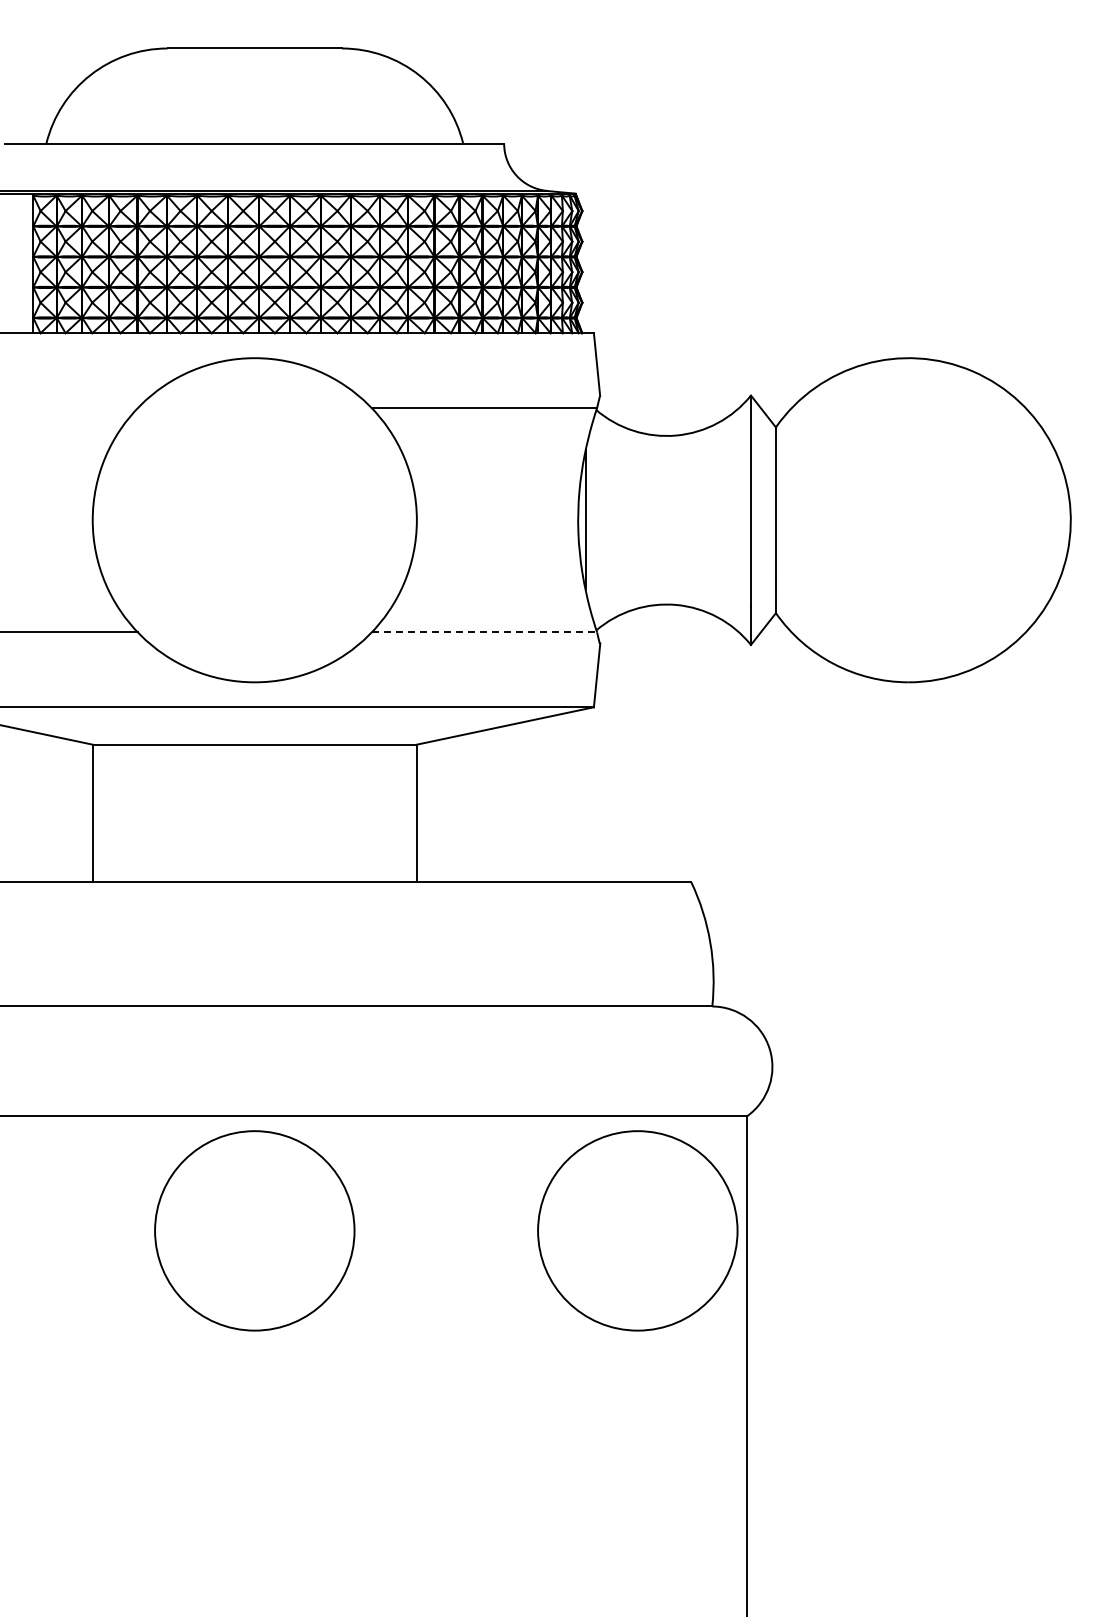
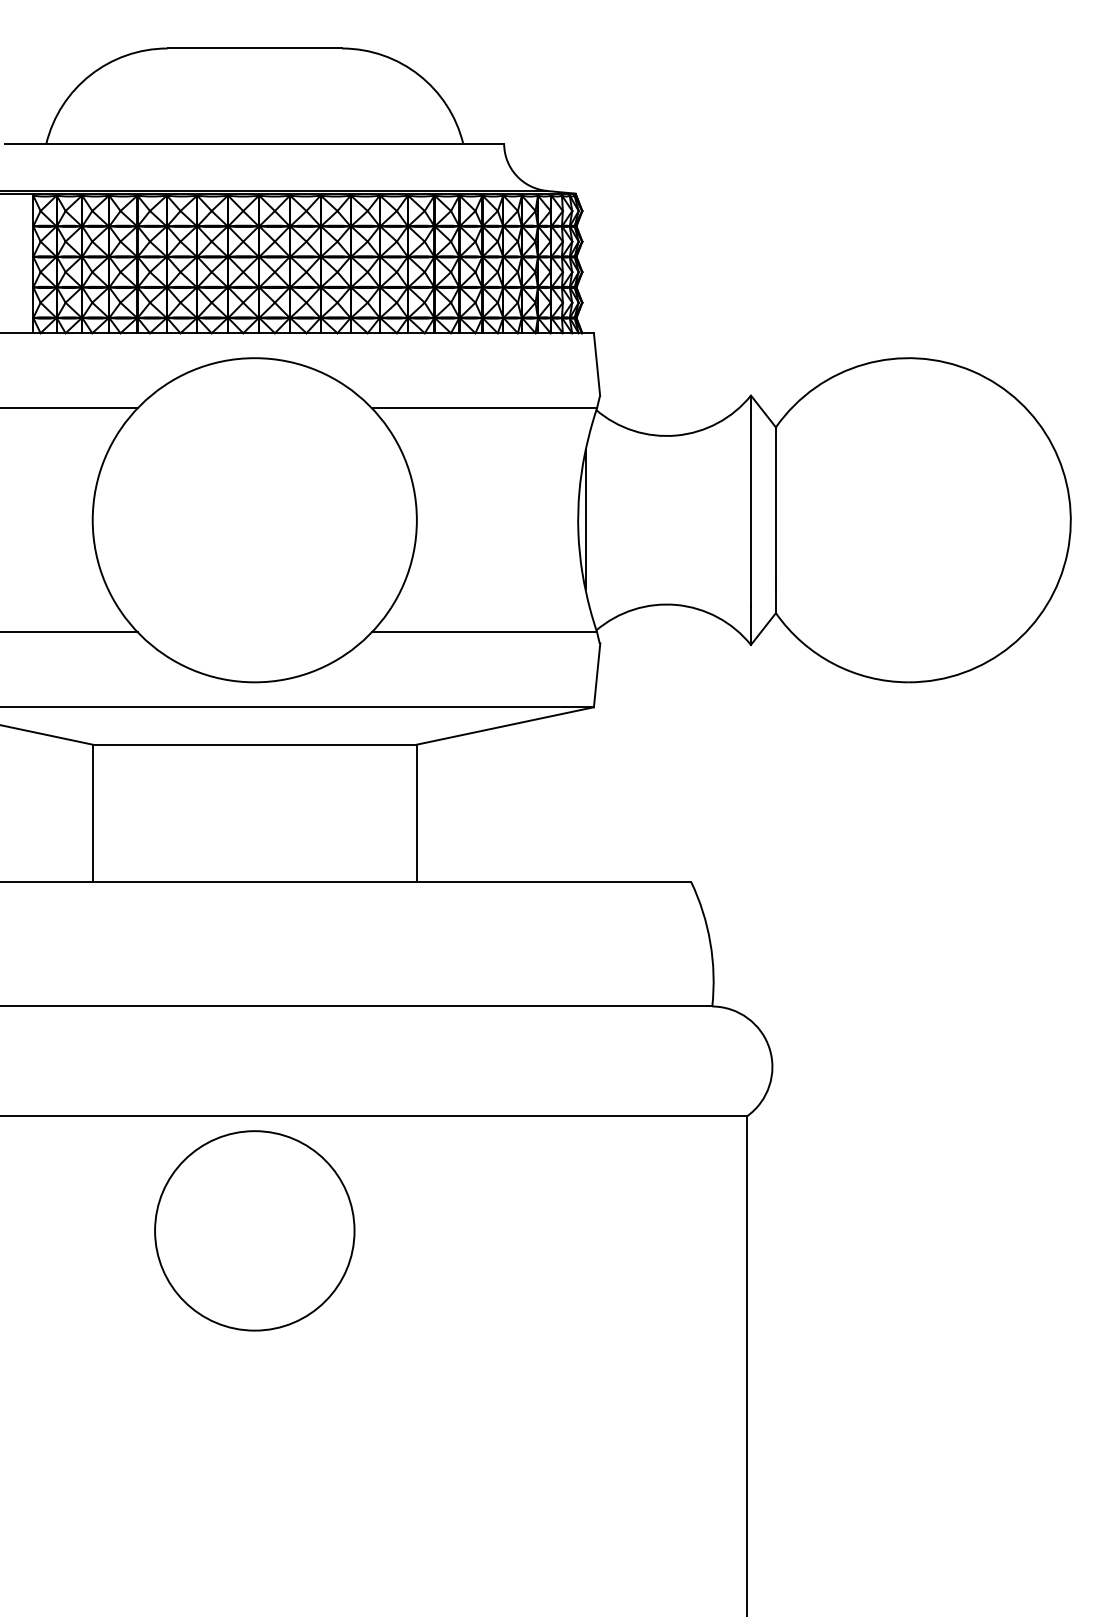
line: none -> present (69, 408)
line: dashed -> solid (484, 632)
circle: present -> none (637, 1230)
